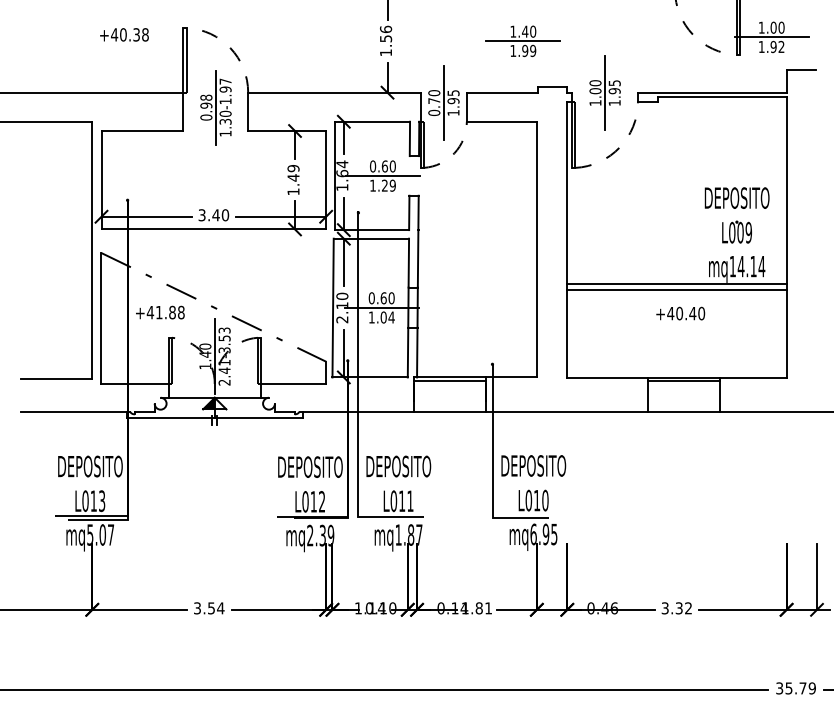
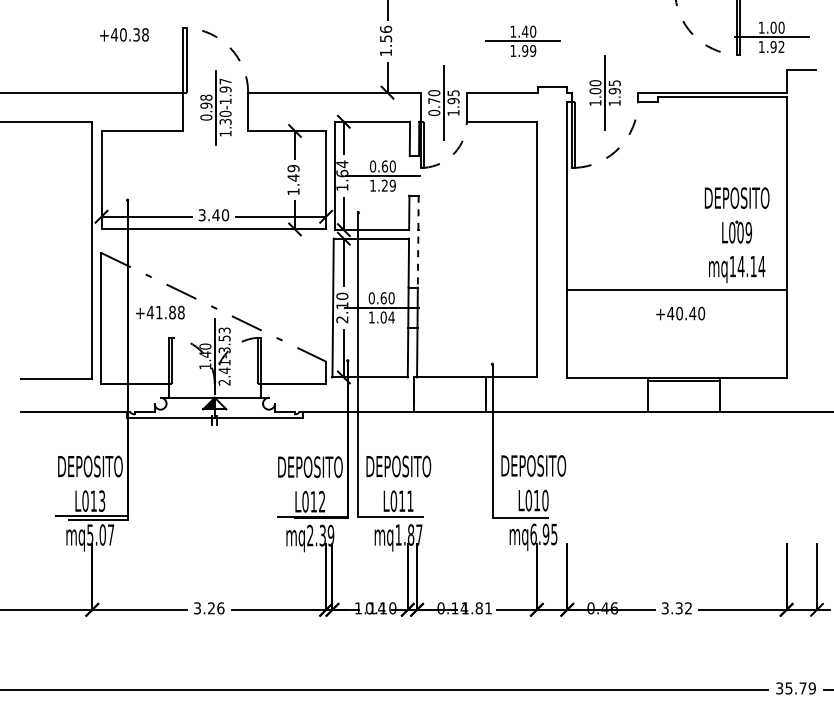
line: solid -> dashed (418, 241)
line: present -> none (676, 283)
line: present -> none (449, 380)
text: 3.54 -> 3.26 (216, 608)
